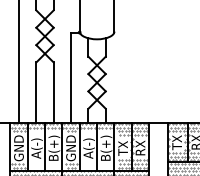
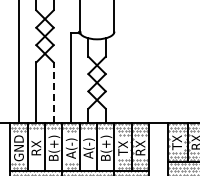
line: solid -> dashed (53, 92)
text: A(-) -> RX (36, 148)
text: GND -> A(-) (71, 148)
